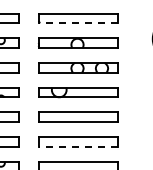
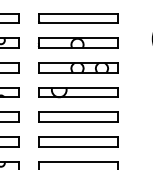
line: dashed -> solid (77, 23)
line: dashed -> solid (77, 146)
